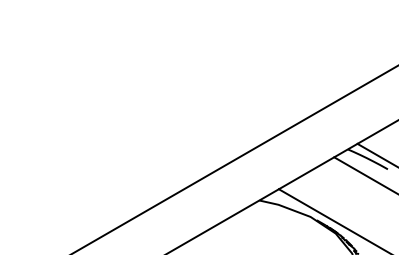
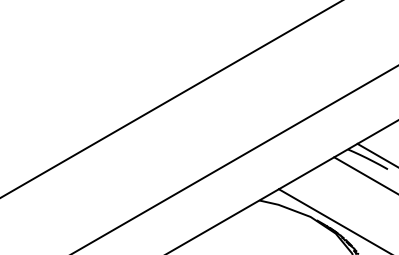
line: none -> present (170, 99)
